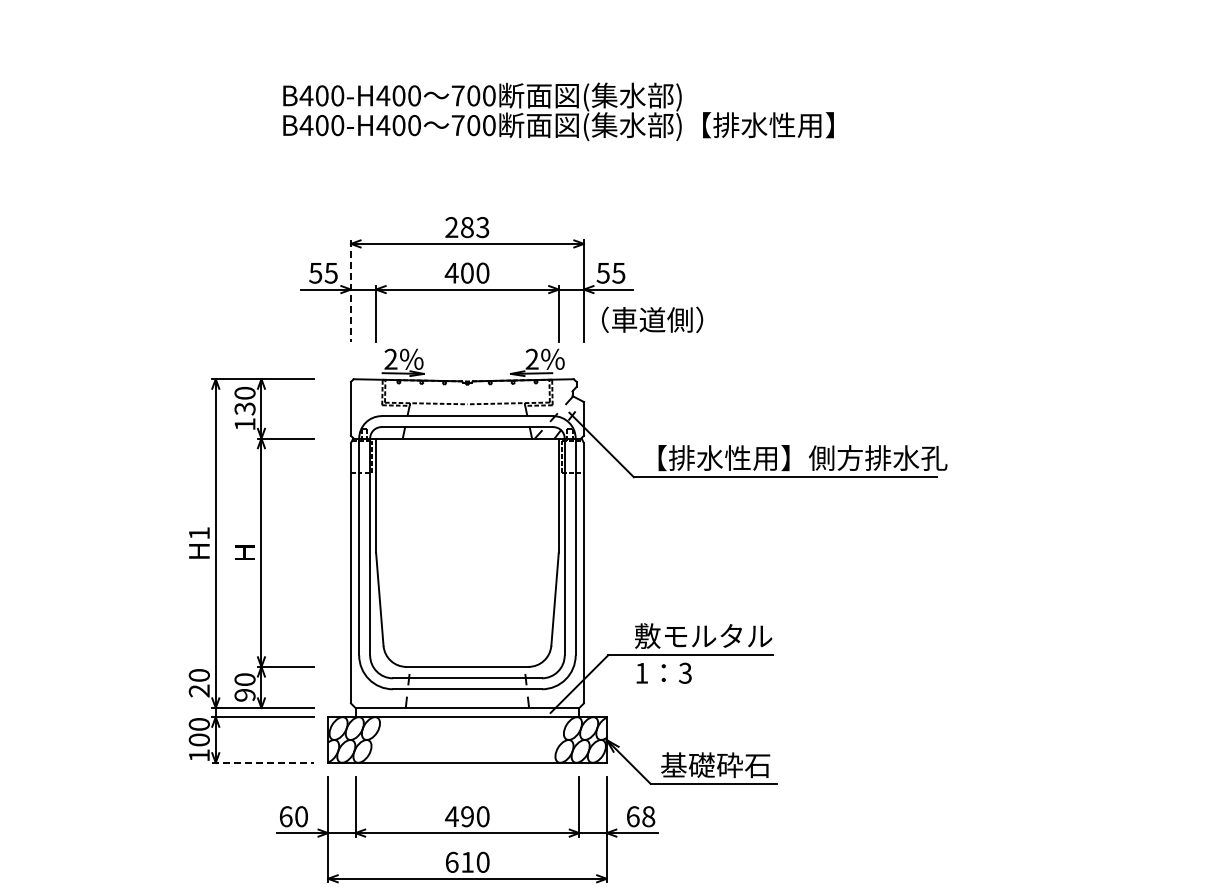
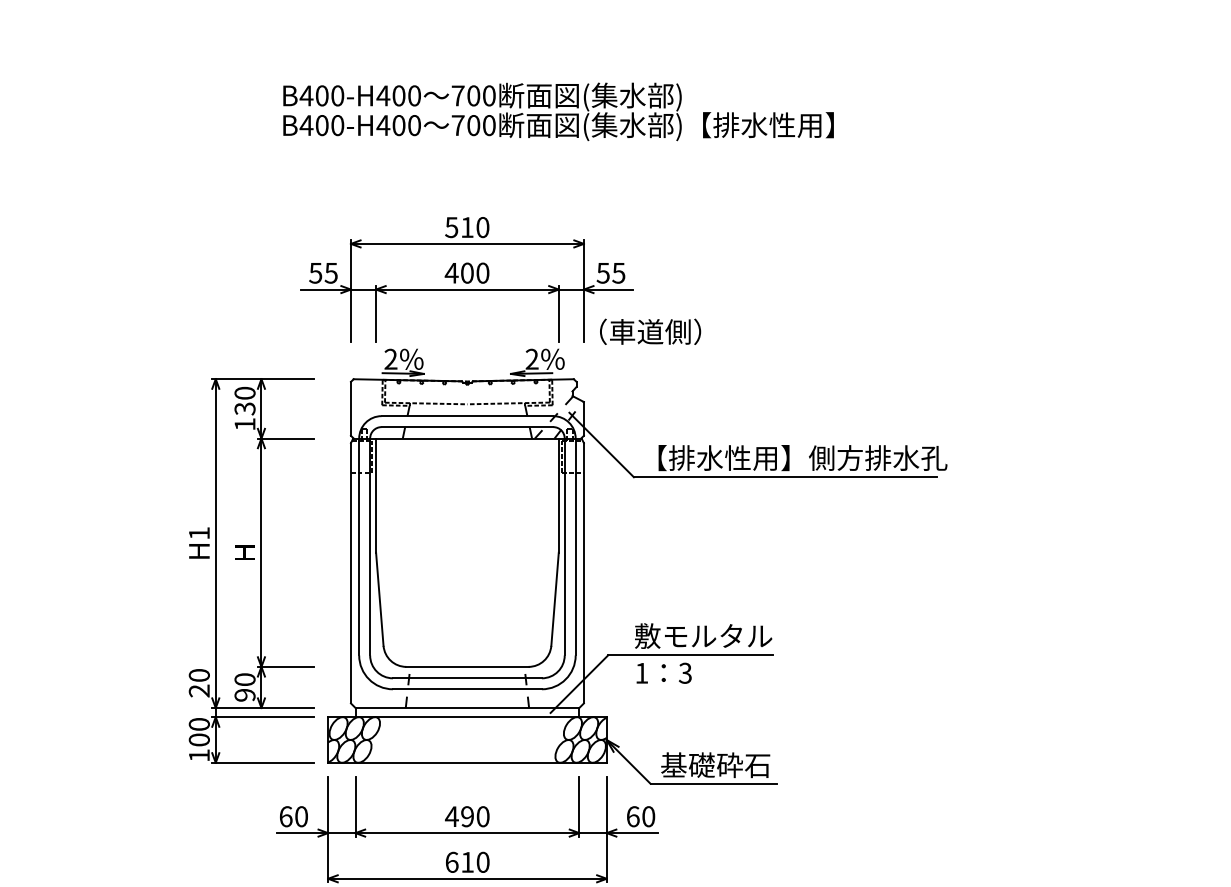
text: 283 -> 510 (467, 227)
line: dashed -> solid (350, 291)
text position: (652, 319) -> (650, 331) (650, 331)
line: dashed -> solid (263, 762)
text: 68 -> 60 (648, 816)
